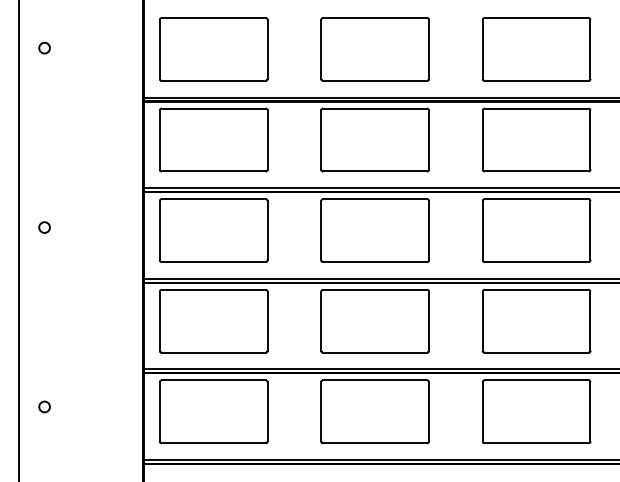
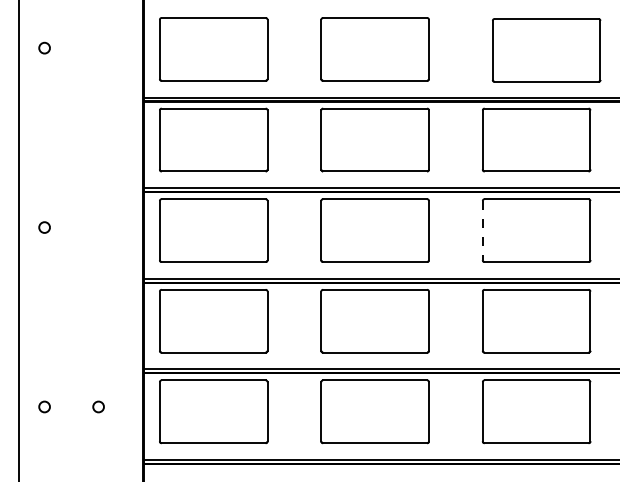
part position: (536, 49) -> (546, 50) (546, 50)
line: solid -> dashed (482, 230)
circle: none -> present (98, 406)
